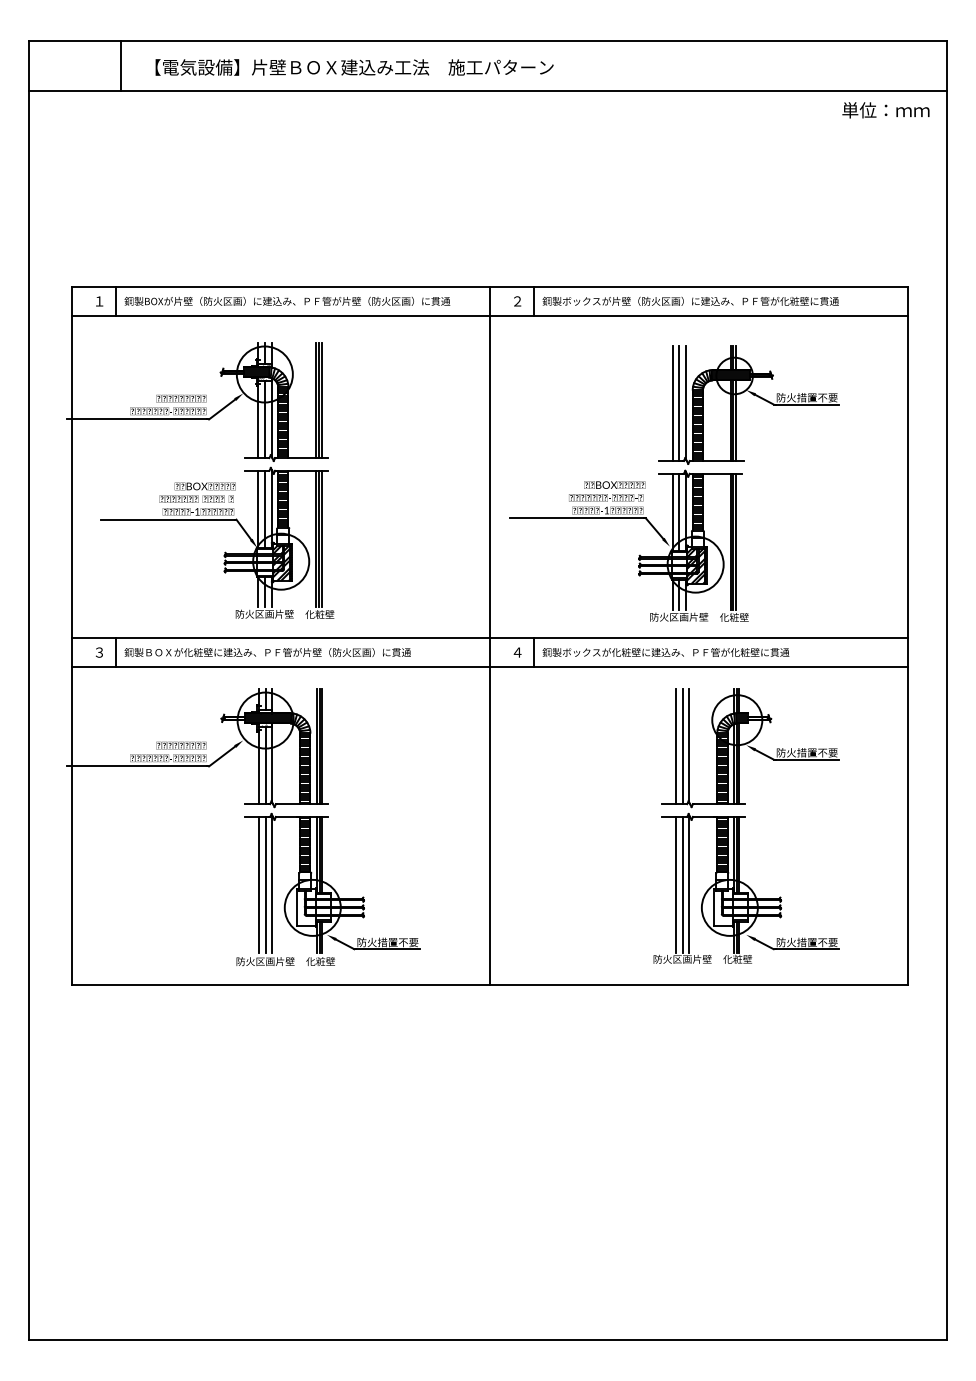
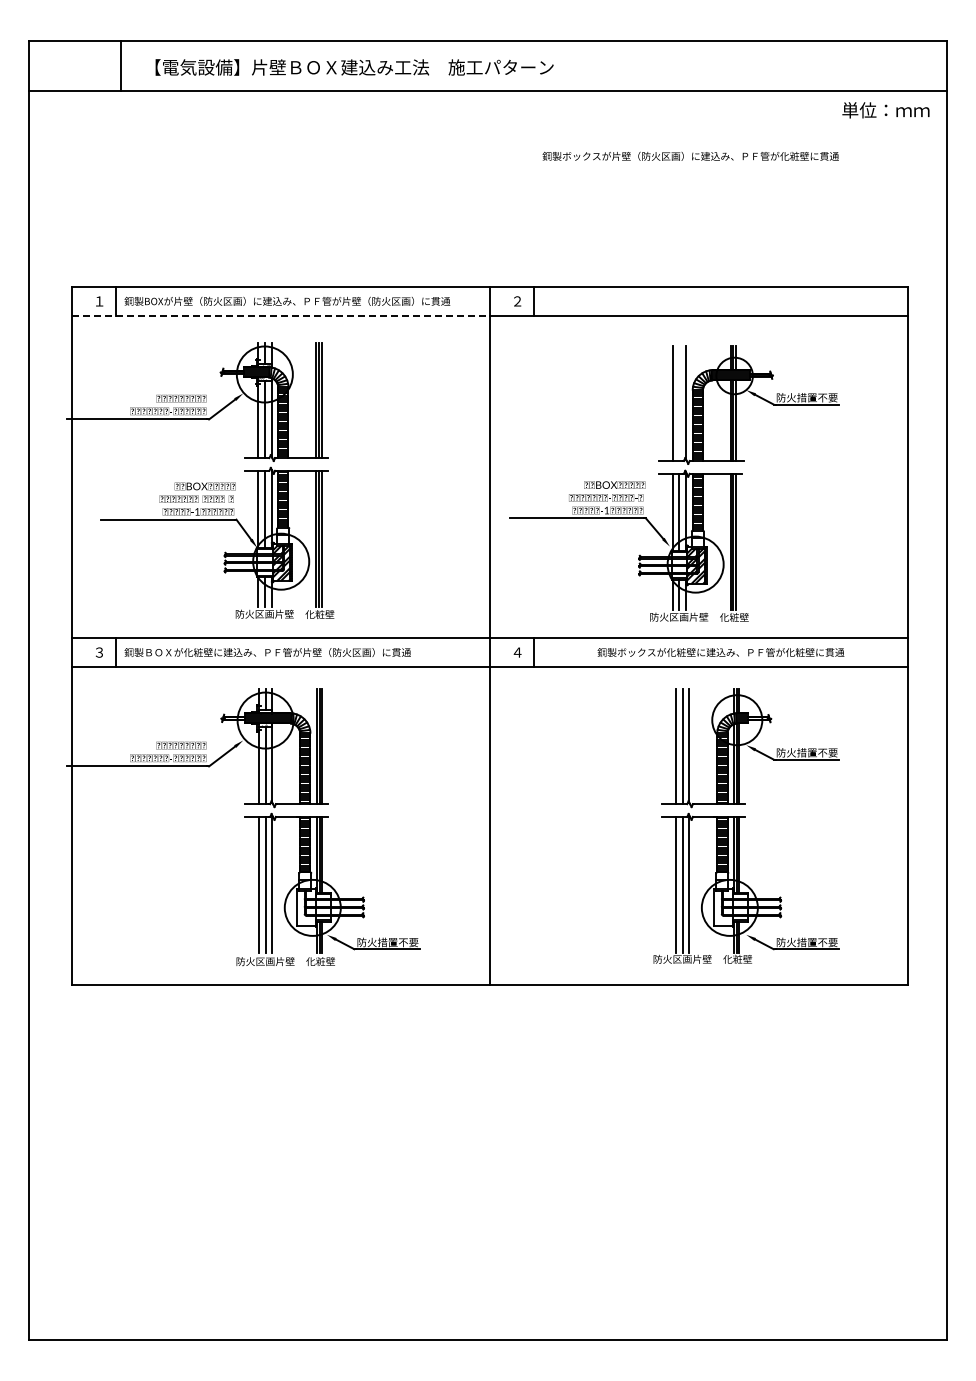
text position: (690, 300) -> (690, 155) (690, 155)
line: solid -> dashed (281, 316)
line: present -> none (679, 403)
text position: (665, 652) -> (720, 652) (720, 652)
